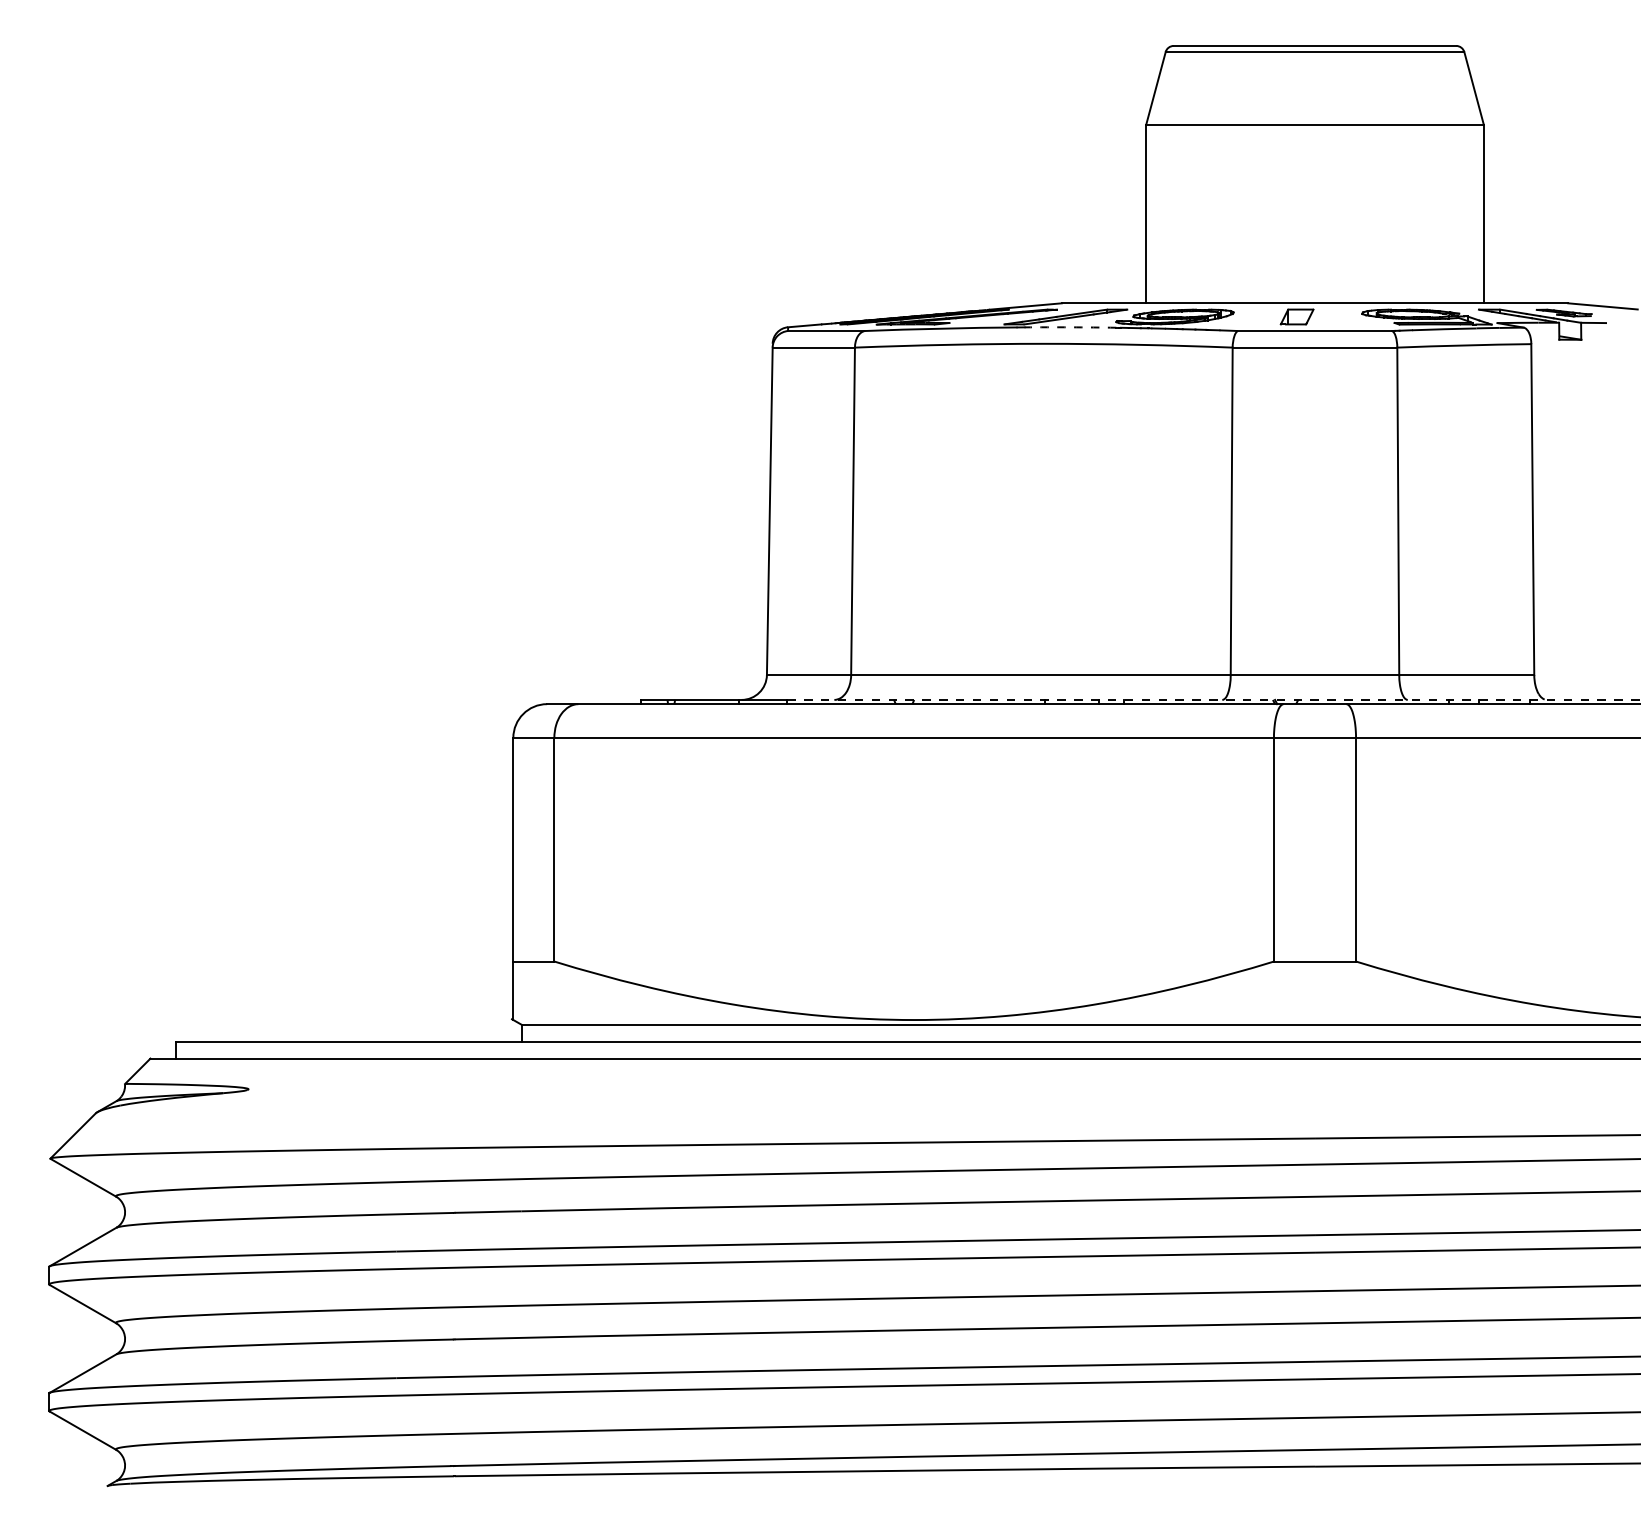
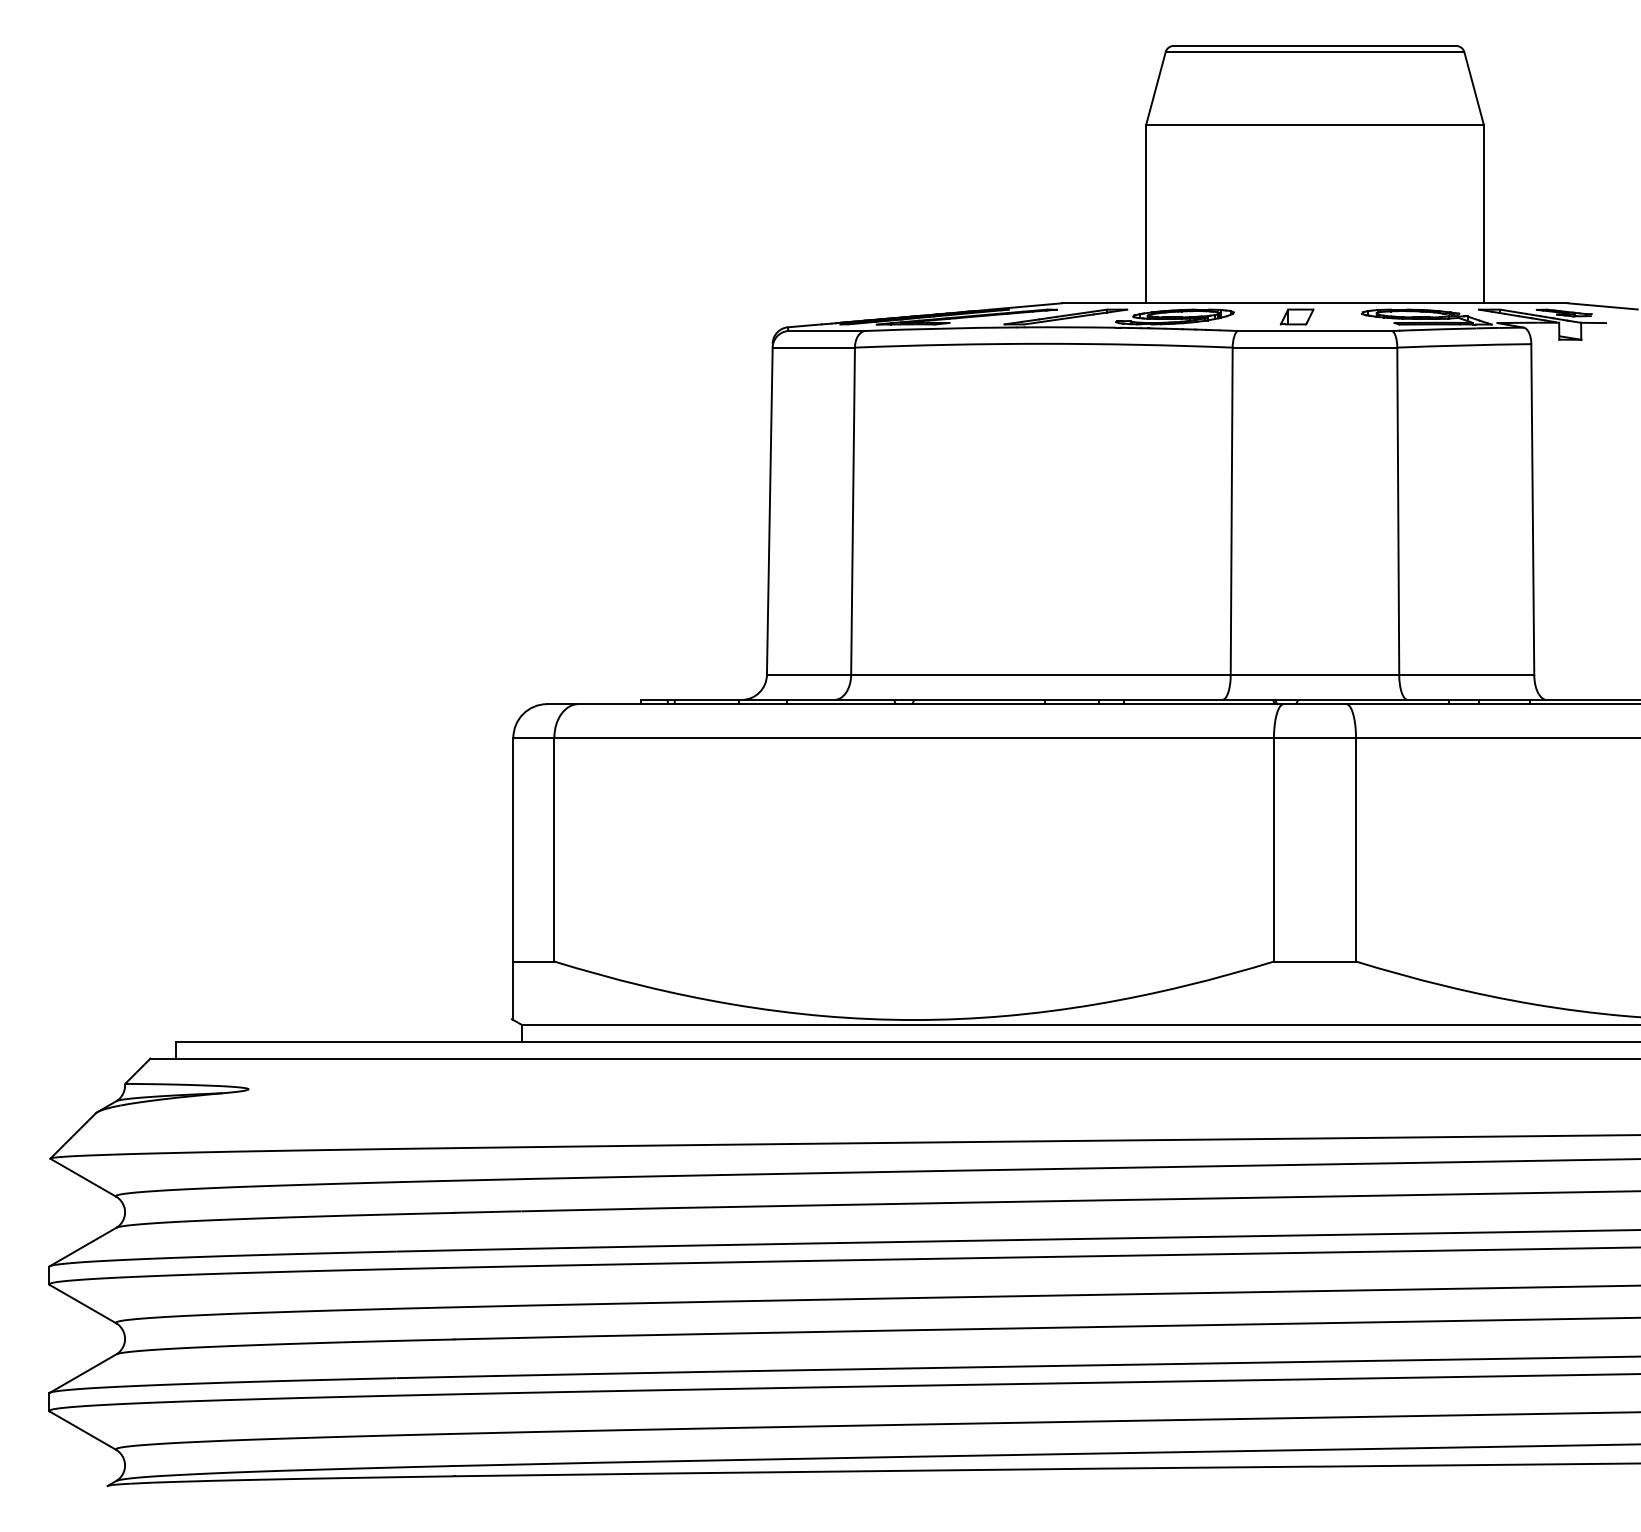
arc: dashed -> solid (1070, 327)
line: dashed -> solid (1214, 699)
